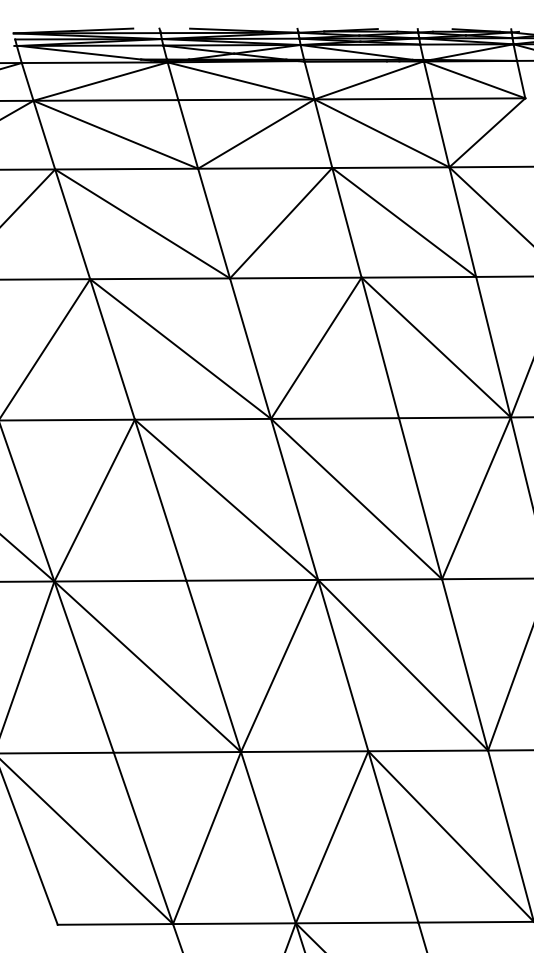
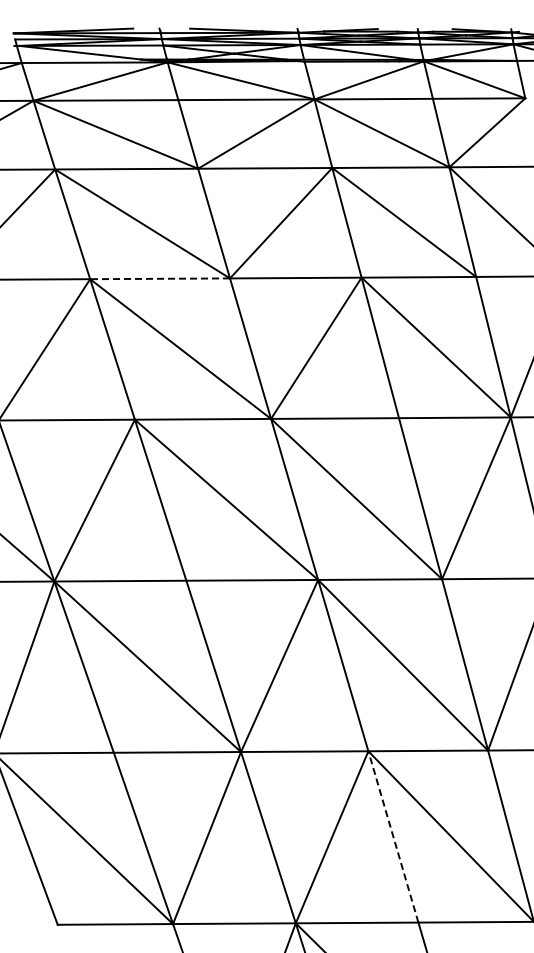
line: solid -> dashed (160, 278)
line: solid -> dashed (393, 836)
